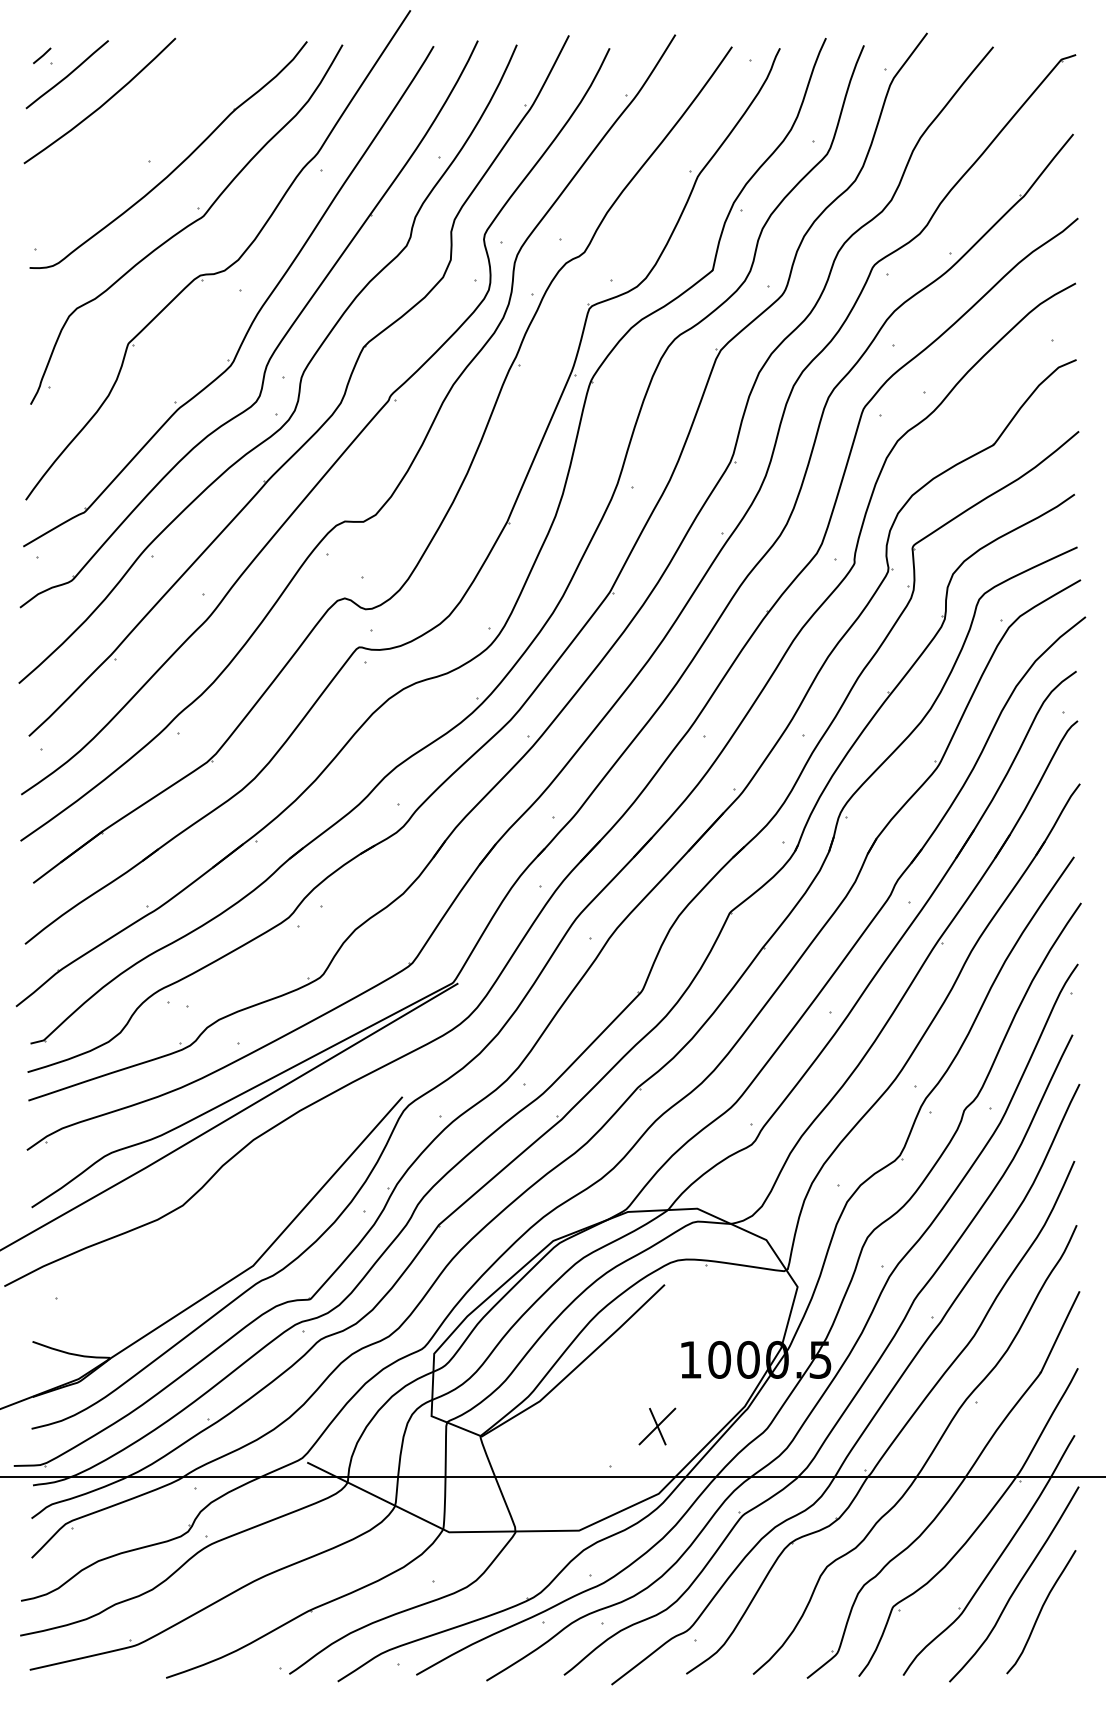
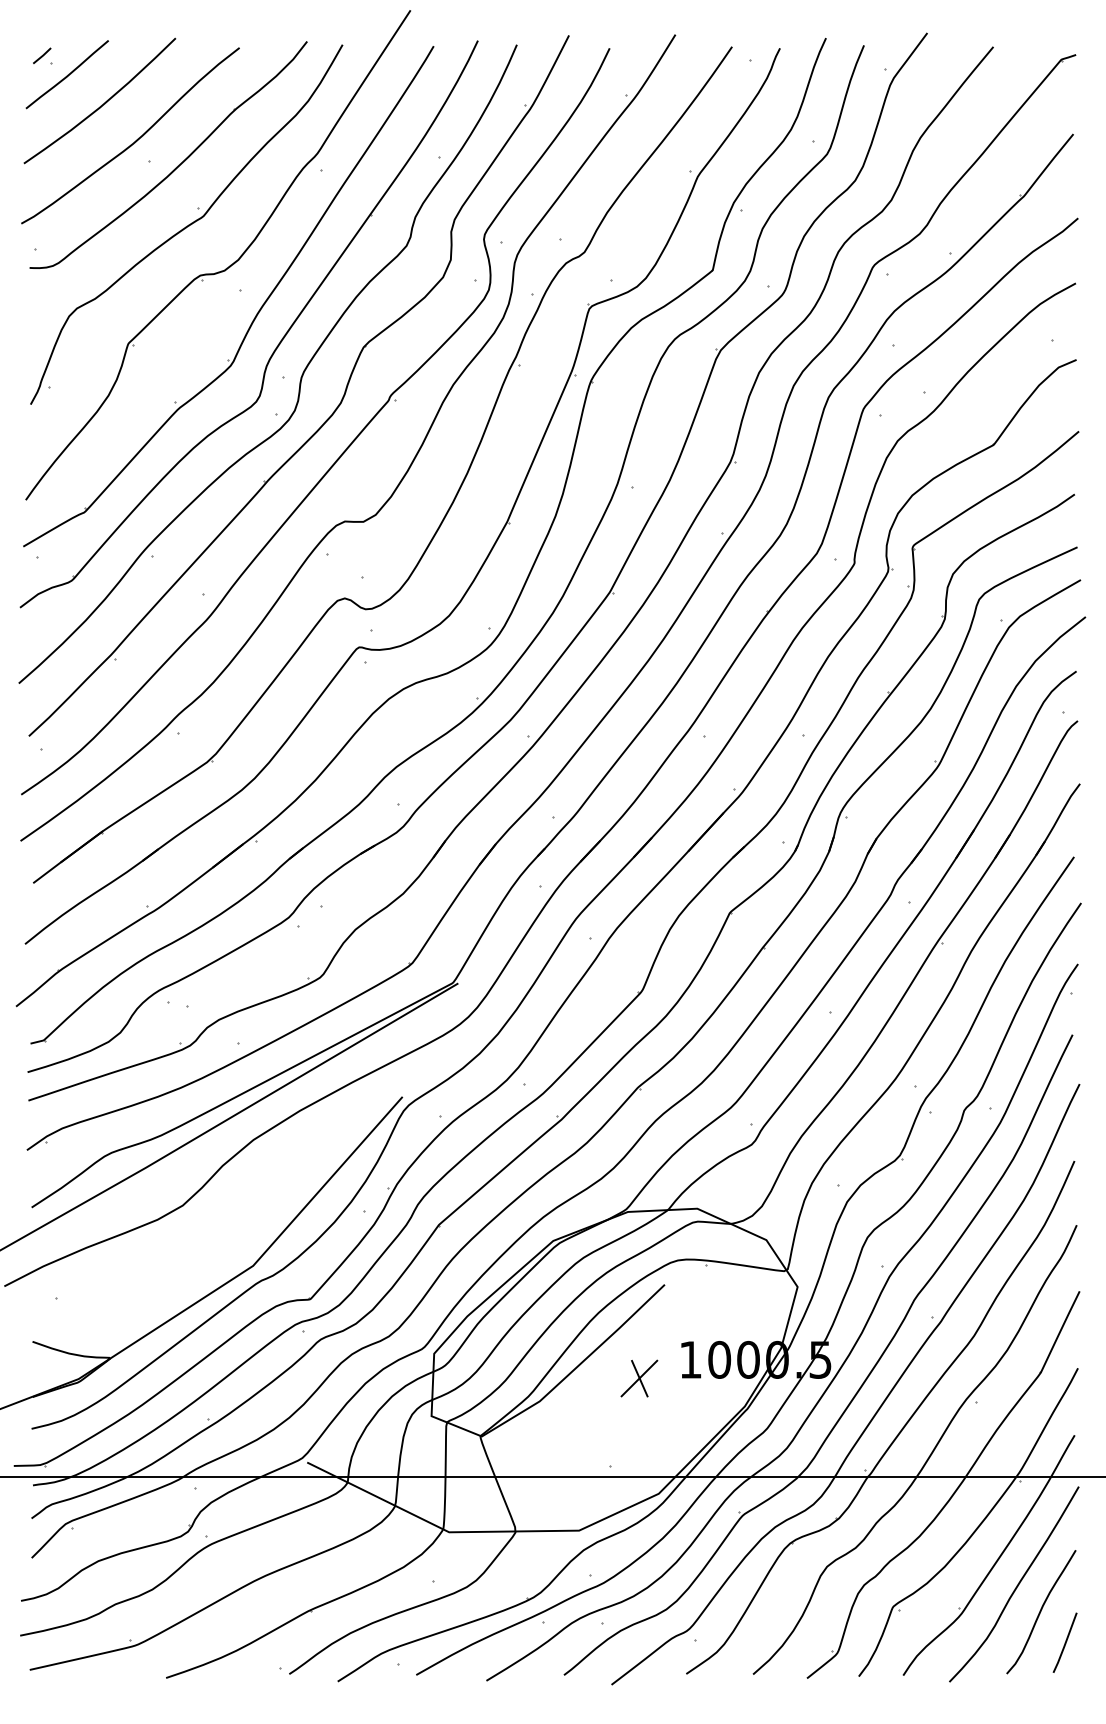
curve: none -> present (135, 140)
part position: (657, 1426) -> (639, 1378) (639, 1378)
line: none -> present (1064, 1642)
